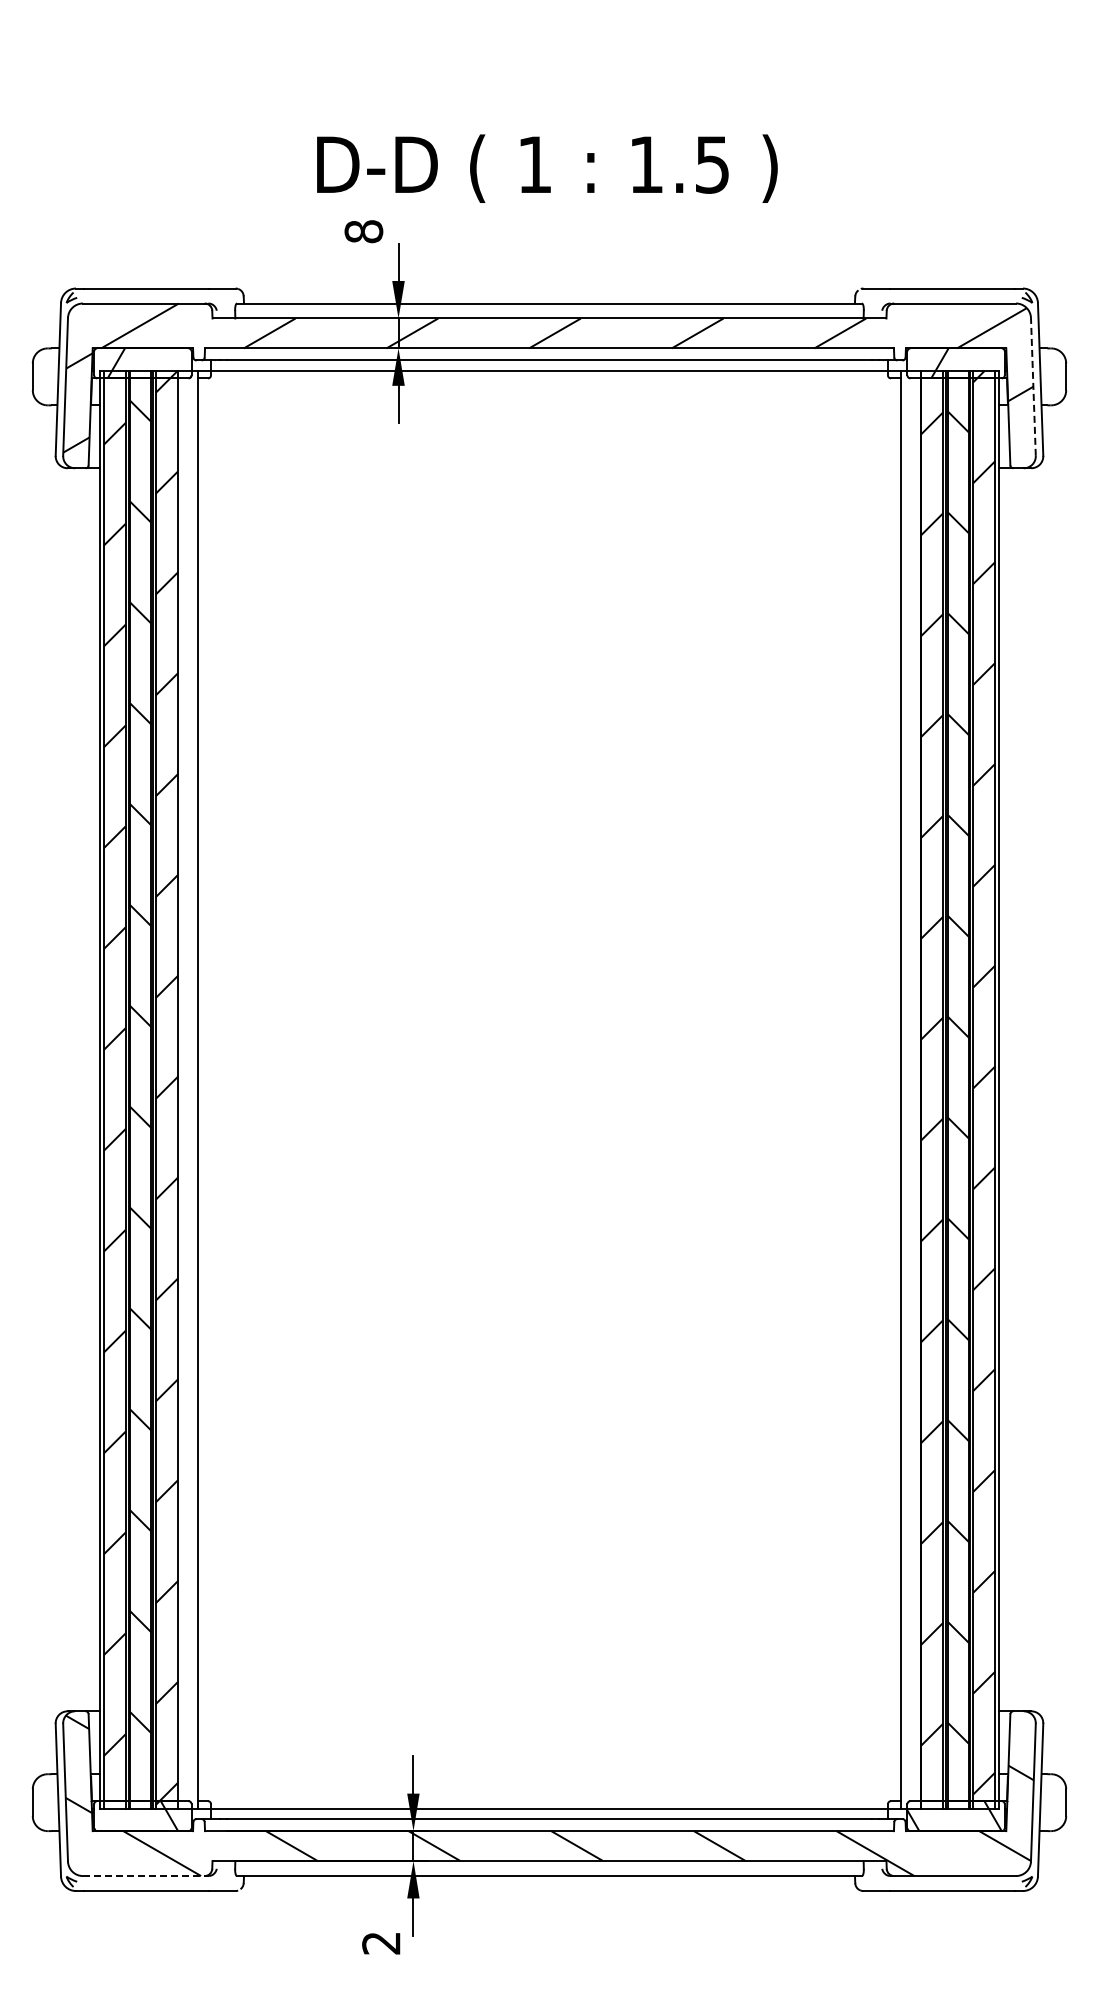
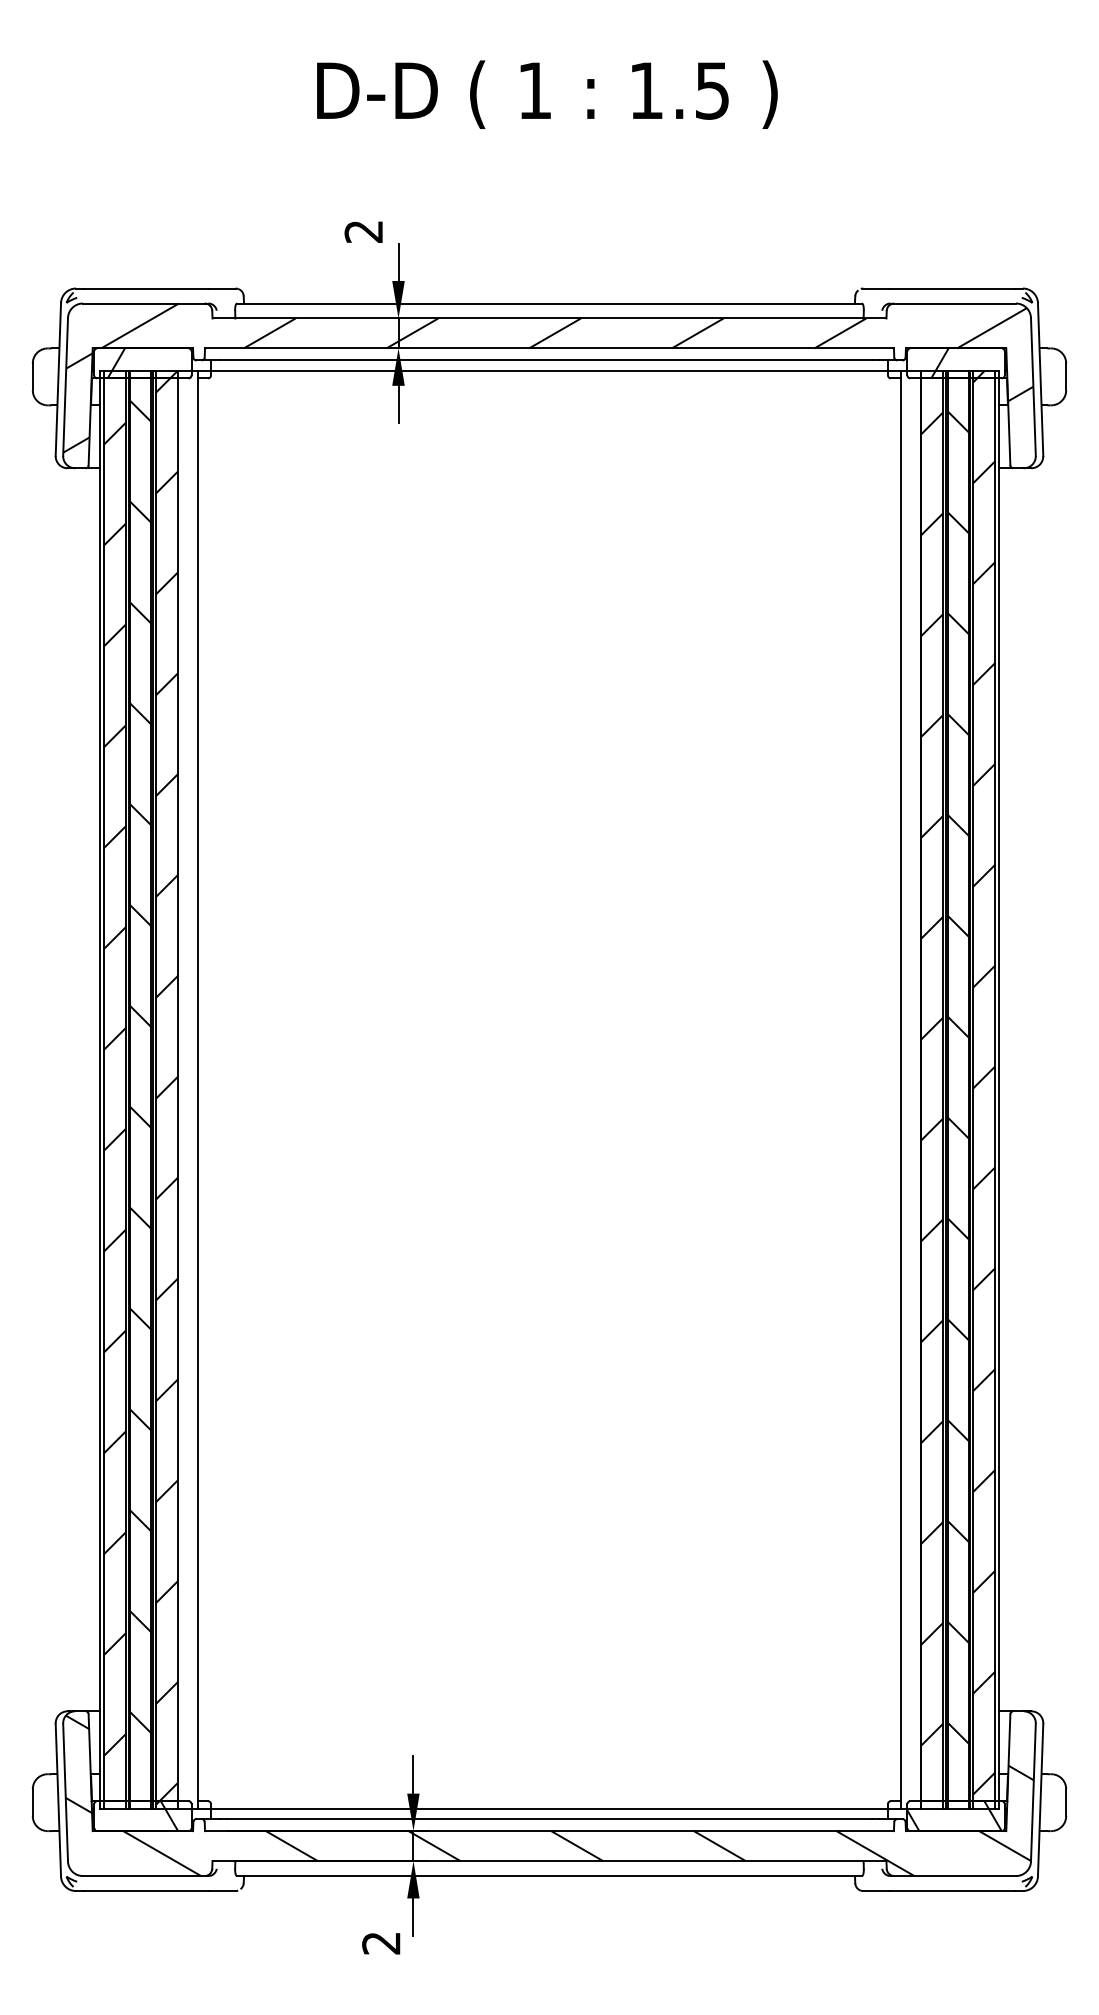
text position: (547, 168) -> (547, 94) (547, 94)
text: 8 -> 2 (363, 231)
line: dashed -> solid (1033, 386)
line: dashed -> solid (143, 1876)
